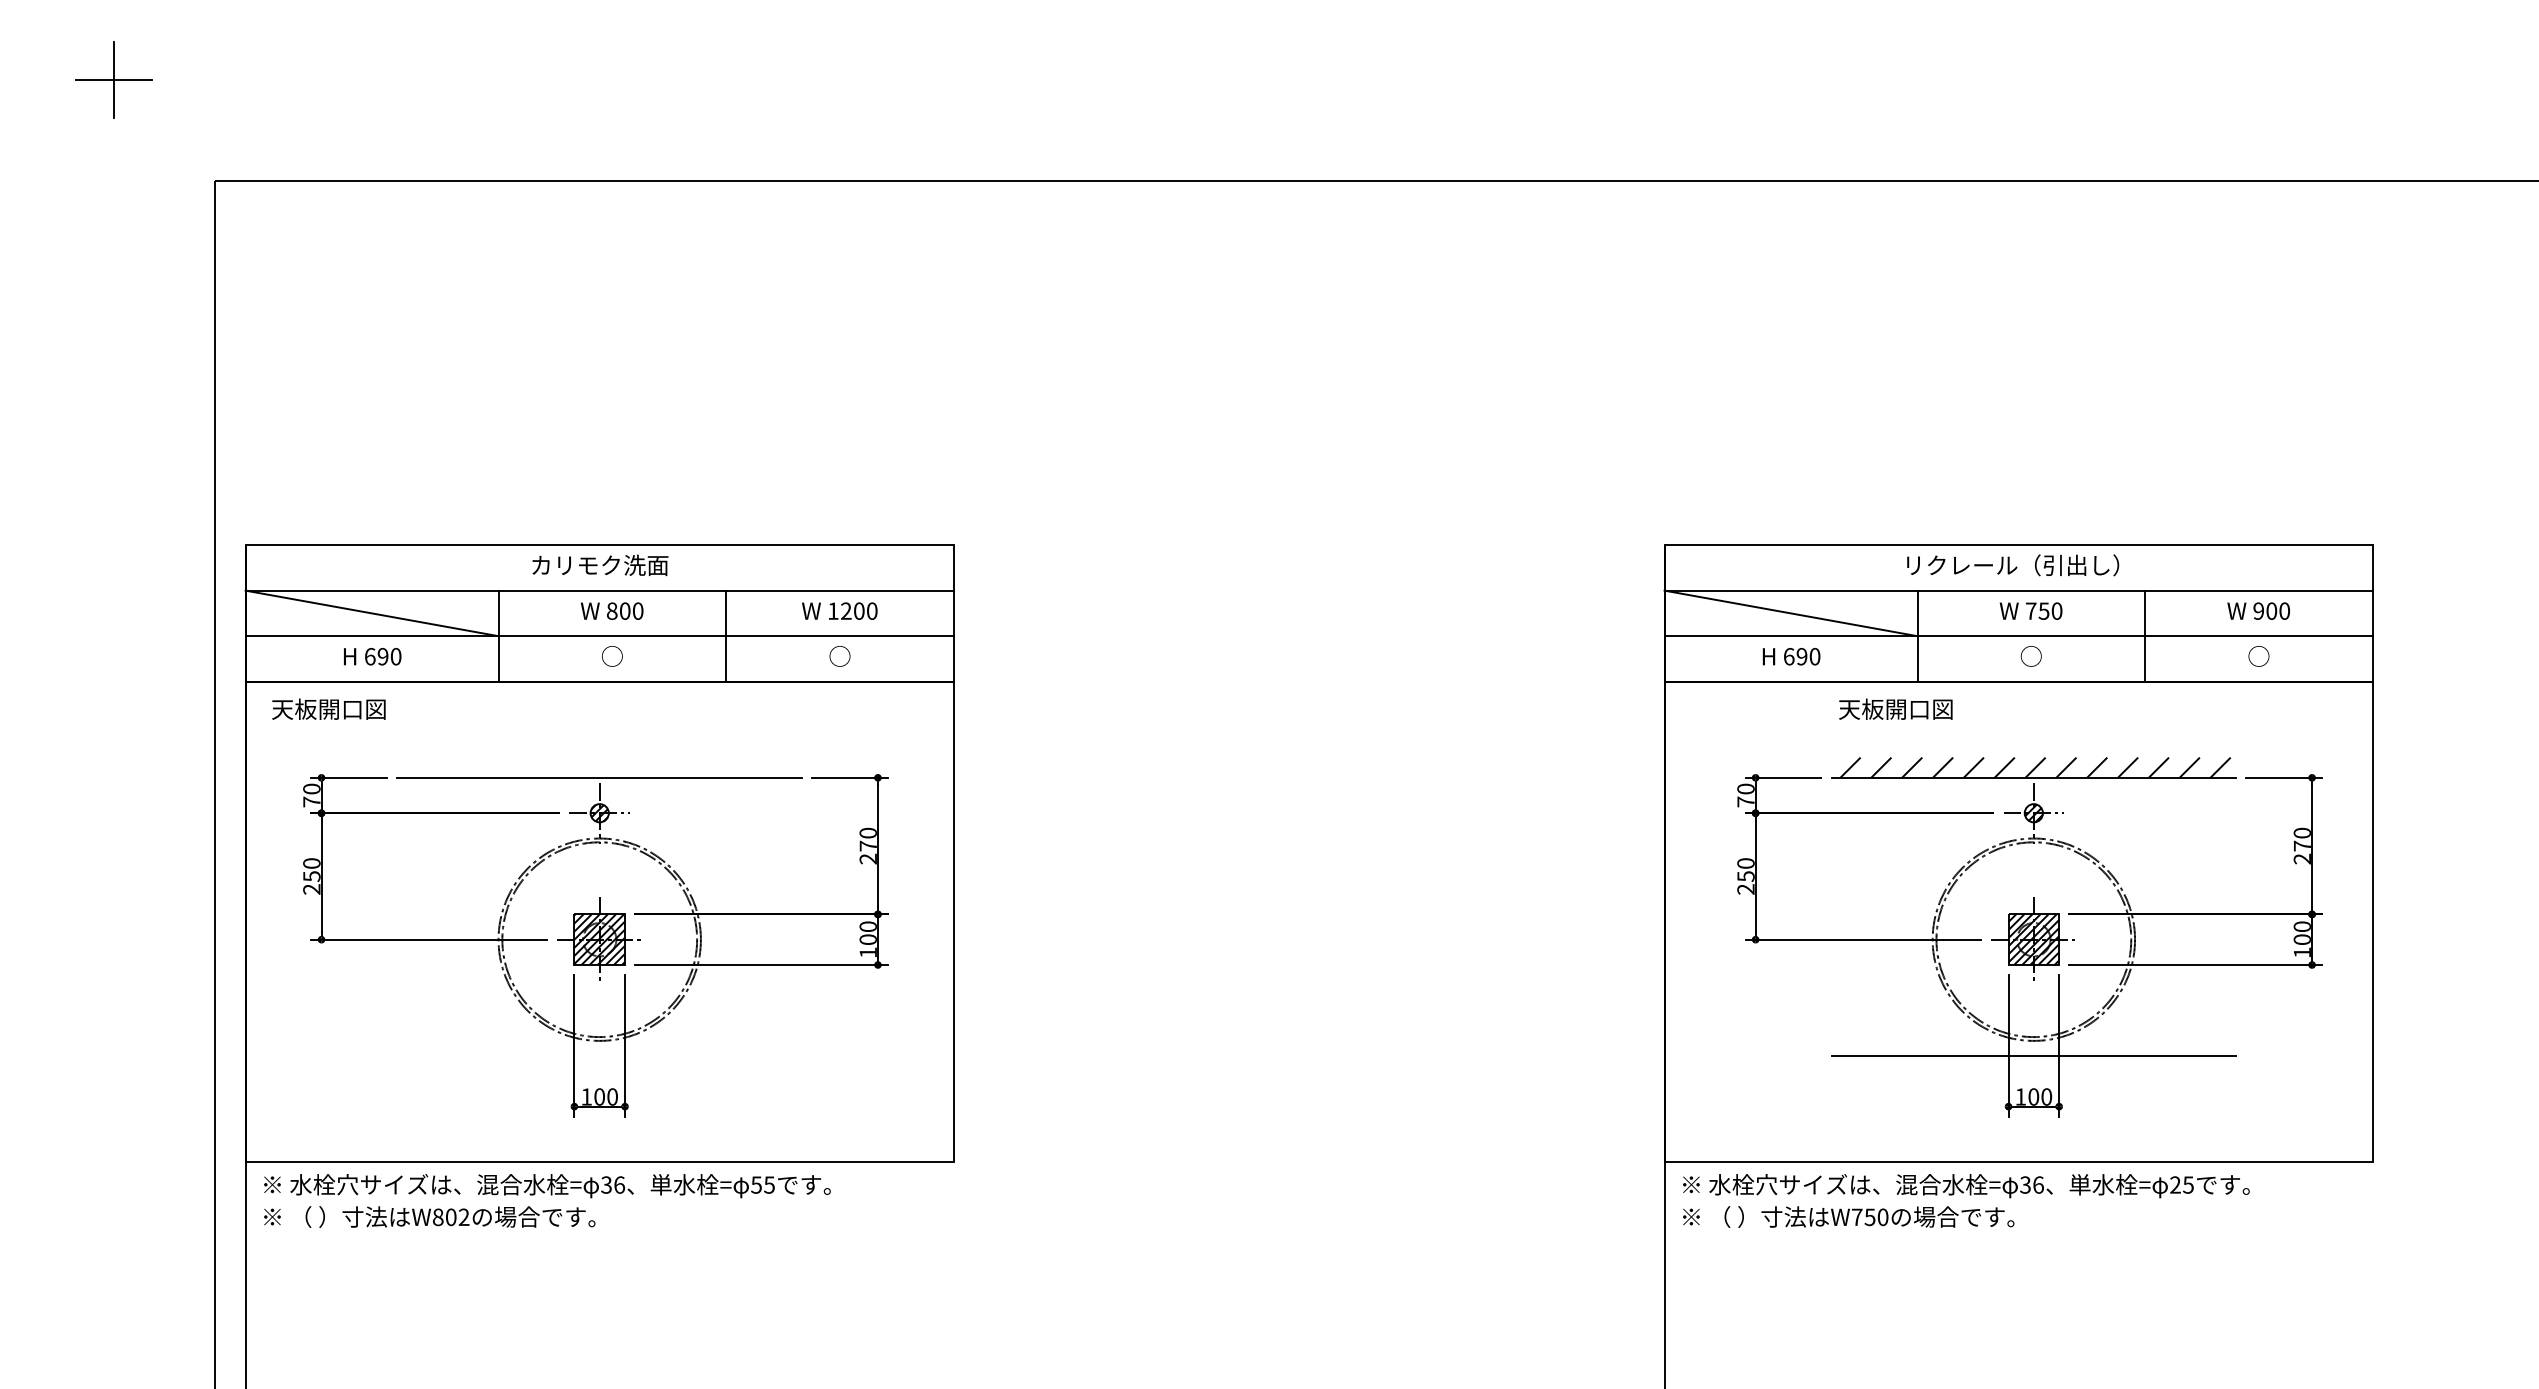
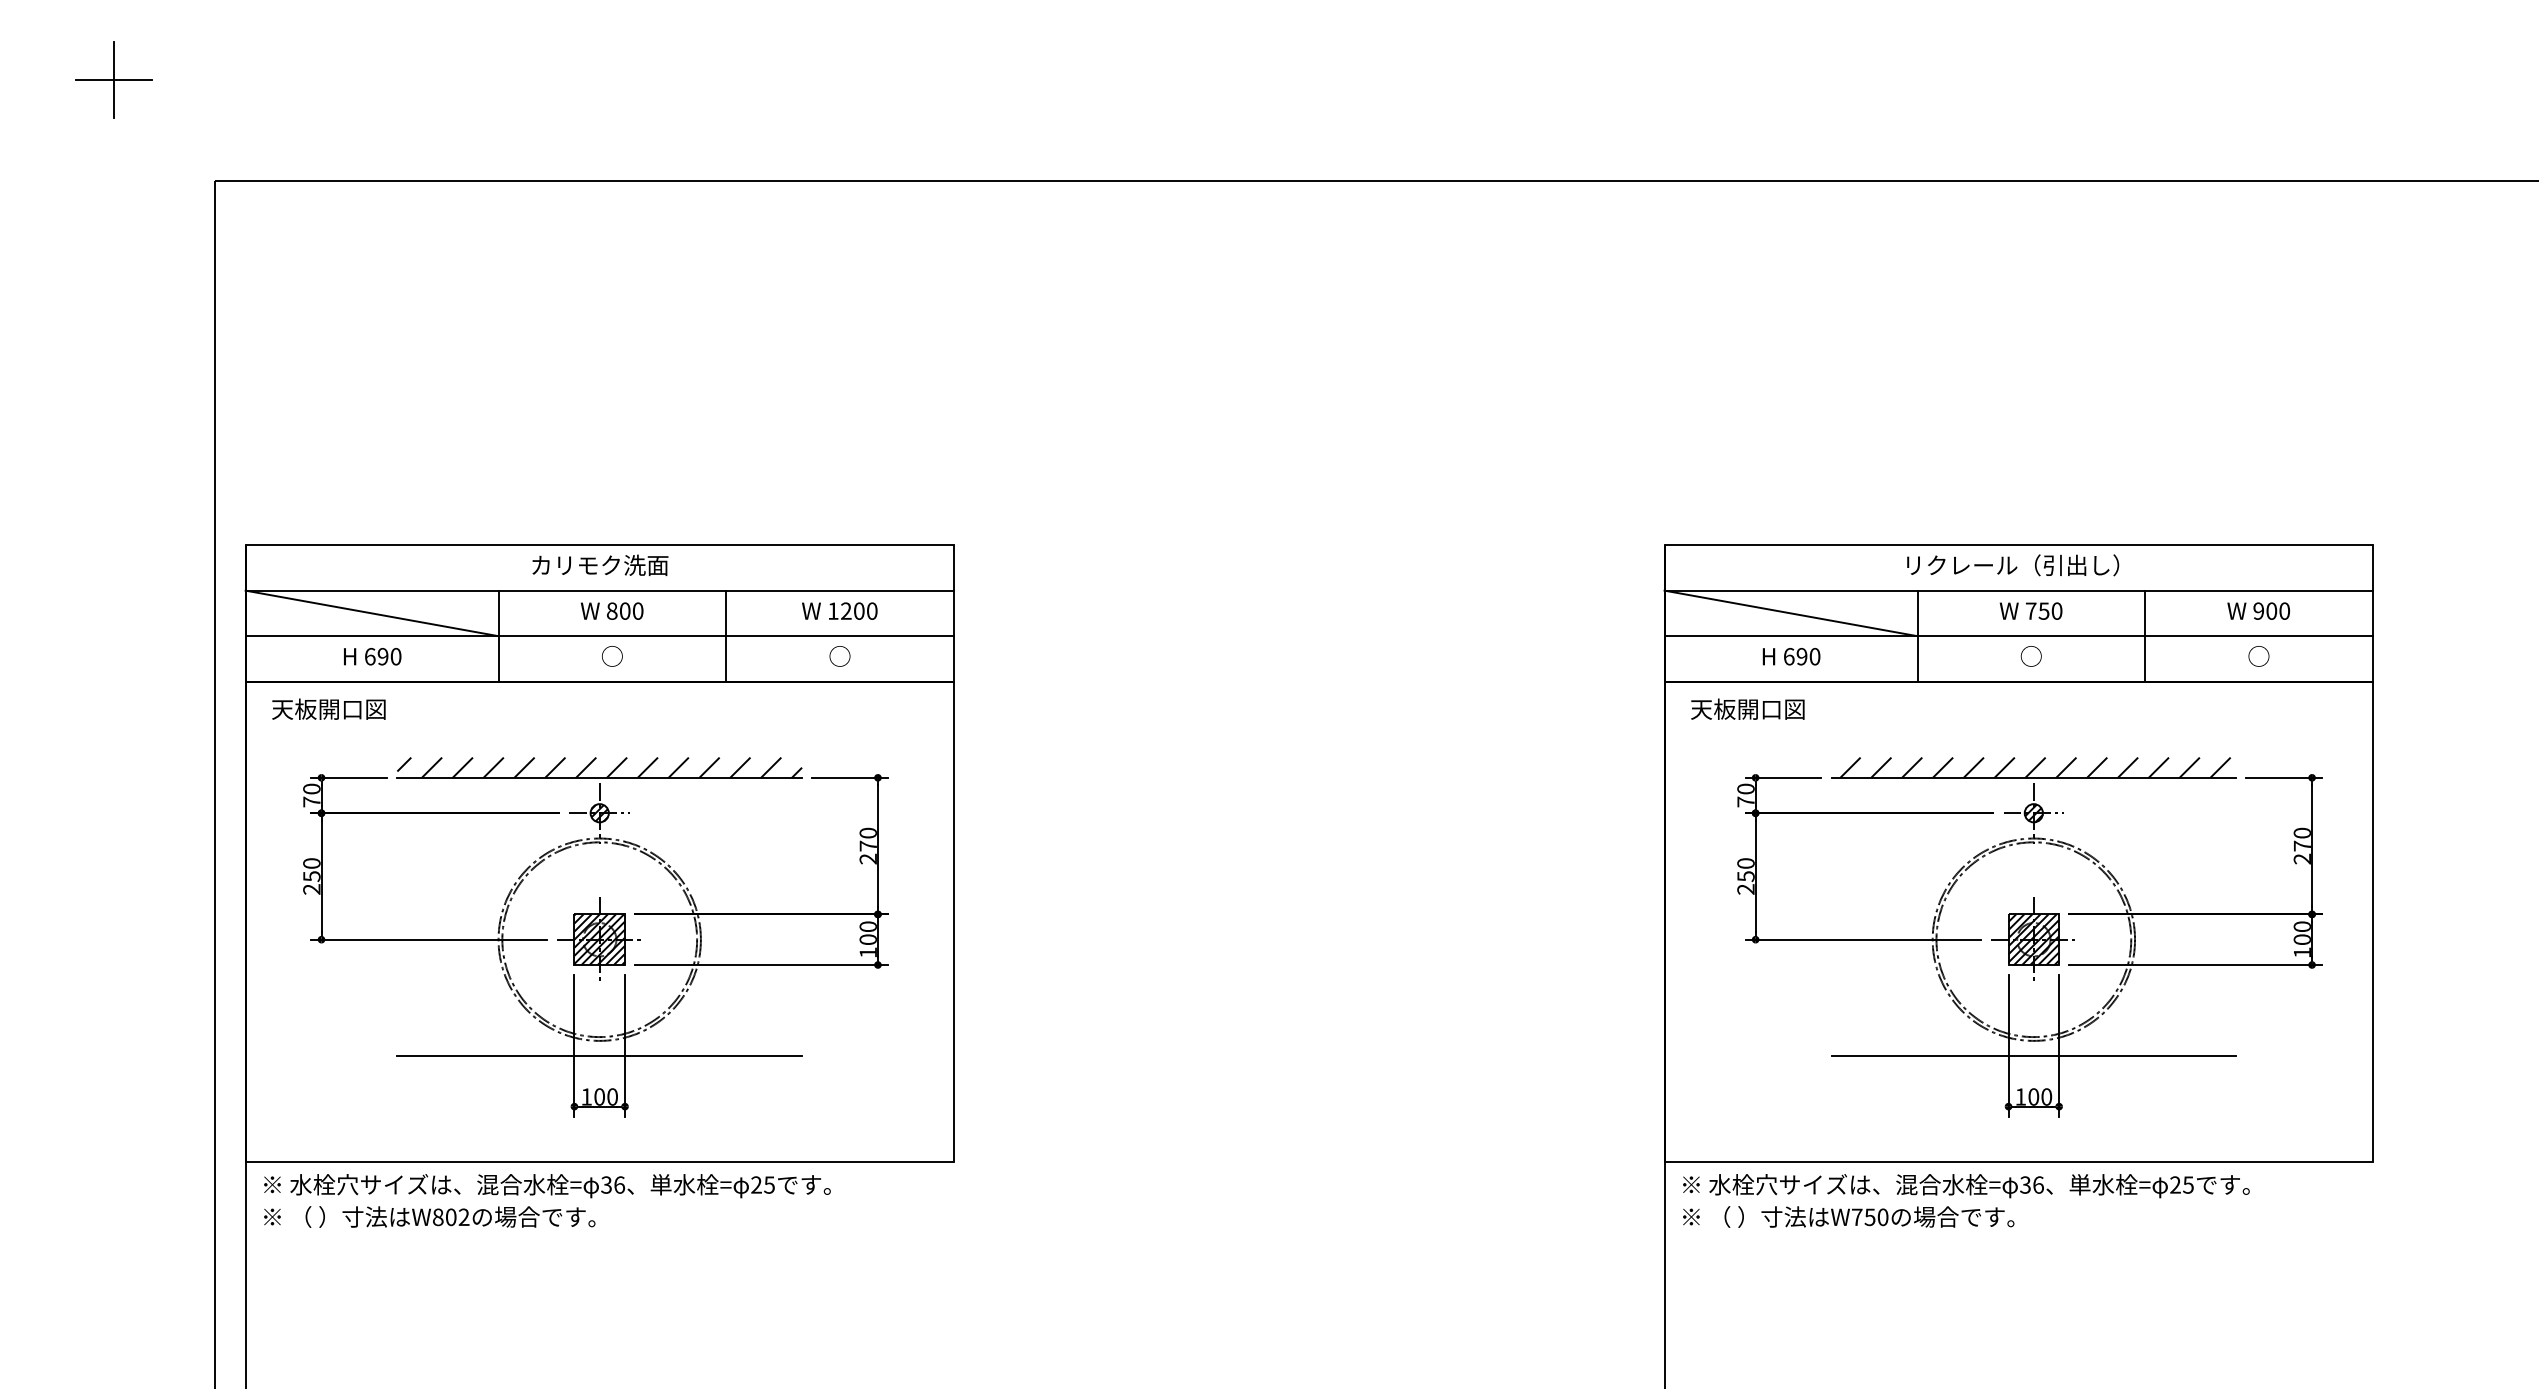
text position: (1895, 708) -> (1747, 708) (1747, 708)
hatch: none -> present (599, 767)
line: none -> present (599, 1056)
text: 55 -> 25 (756, 1184)
